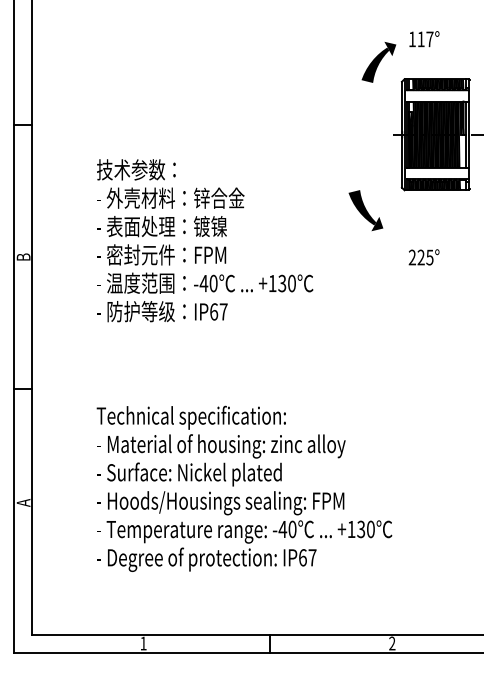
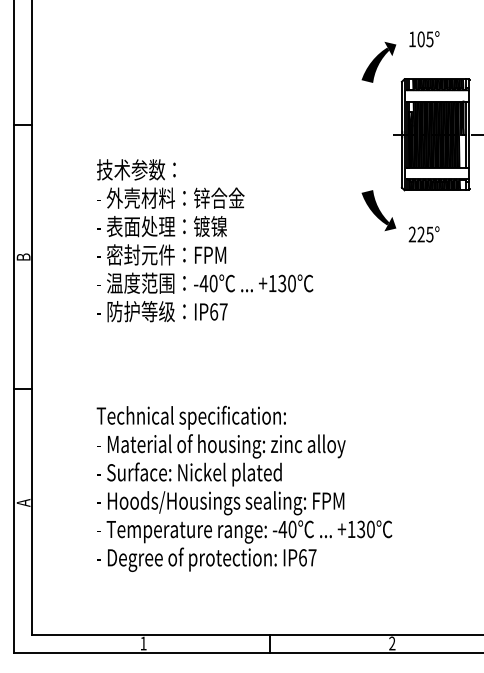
text: 117° -> 105° (425, 39)
curve position: (365, 210) -> (378, 210) (378, 210)
text position: (423, 257) -> (423, 234) (423, 234)
